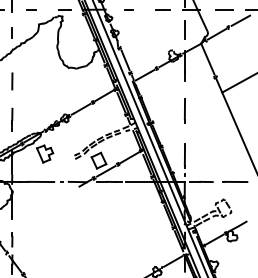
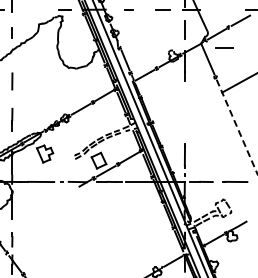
line: present -> none (31, 9)
line position: (224, 9) -> (224, 47) (224, 47)
line: present -> none (184, 110)
line: solid -> dashed (237, 127)
